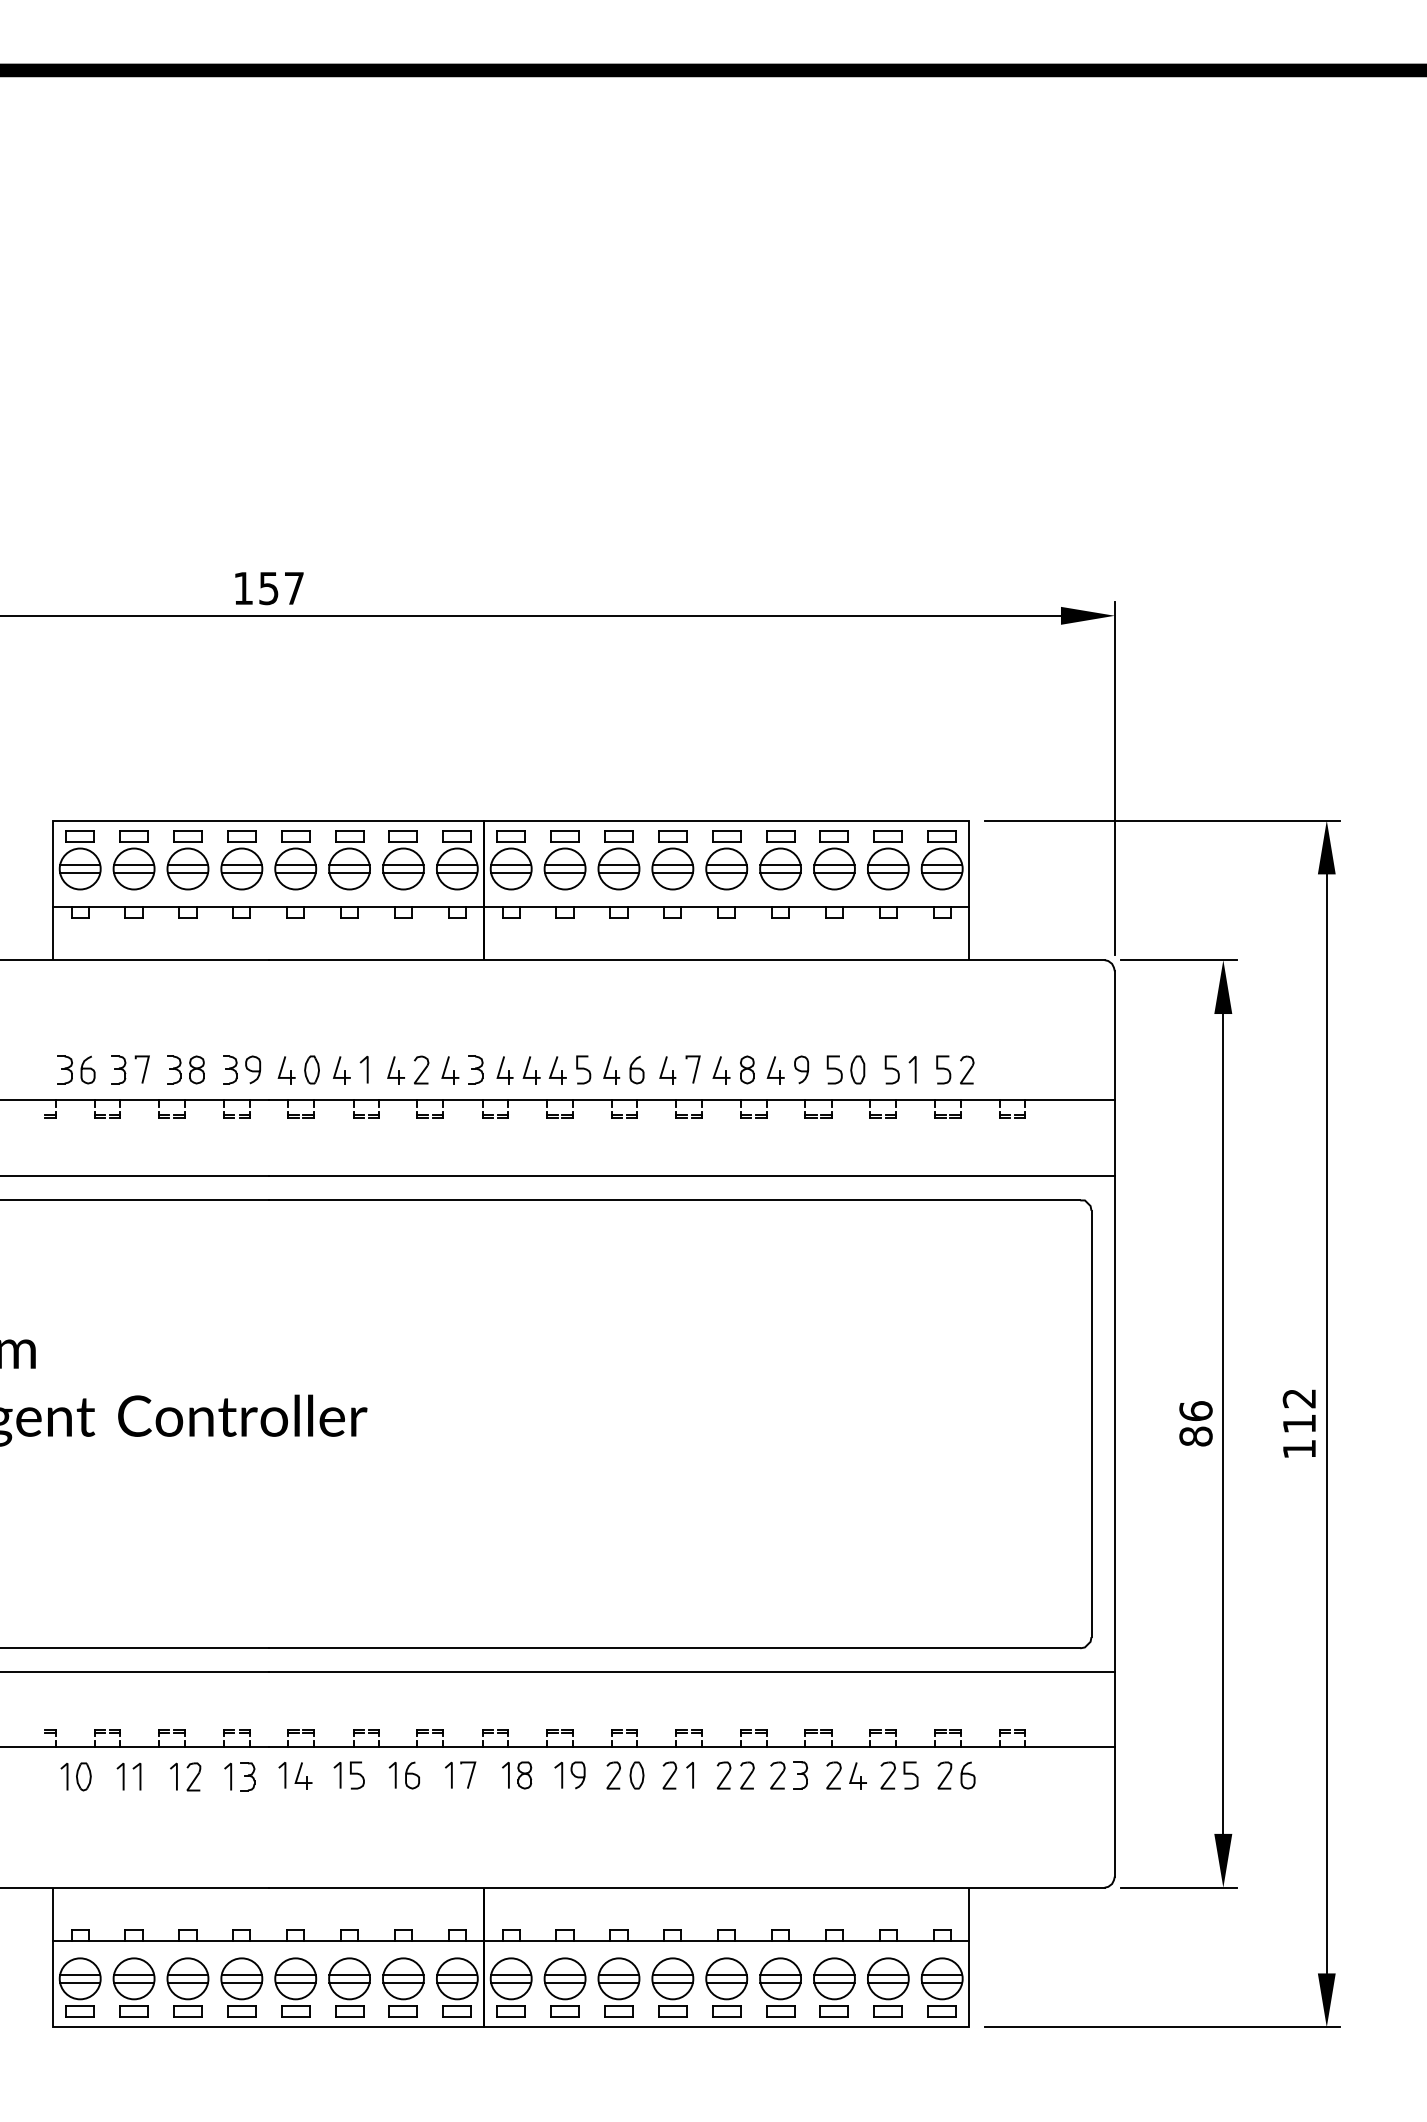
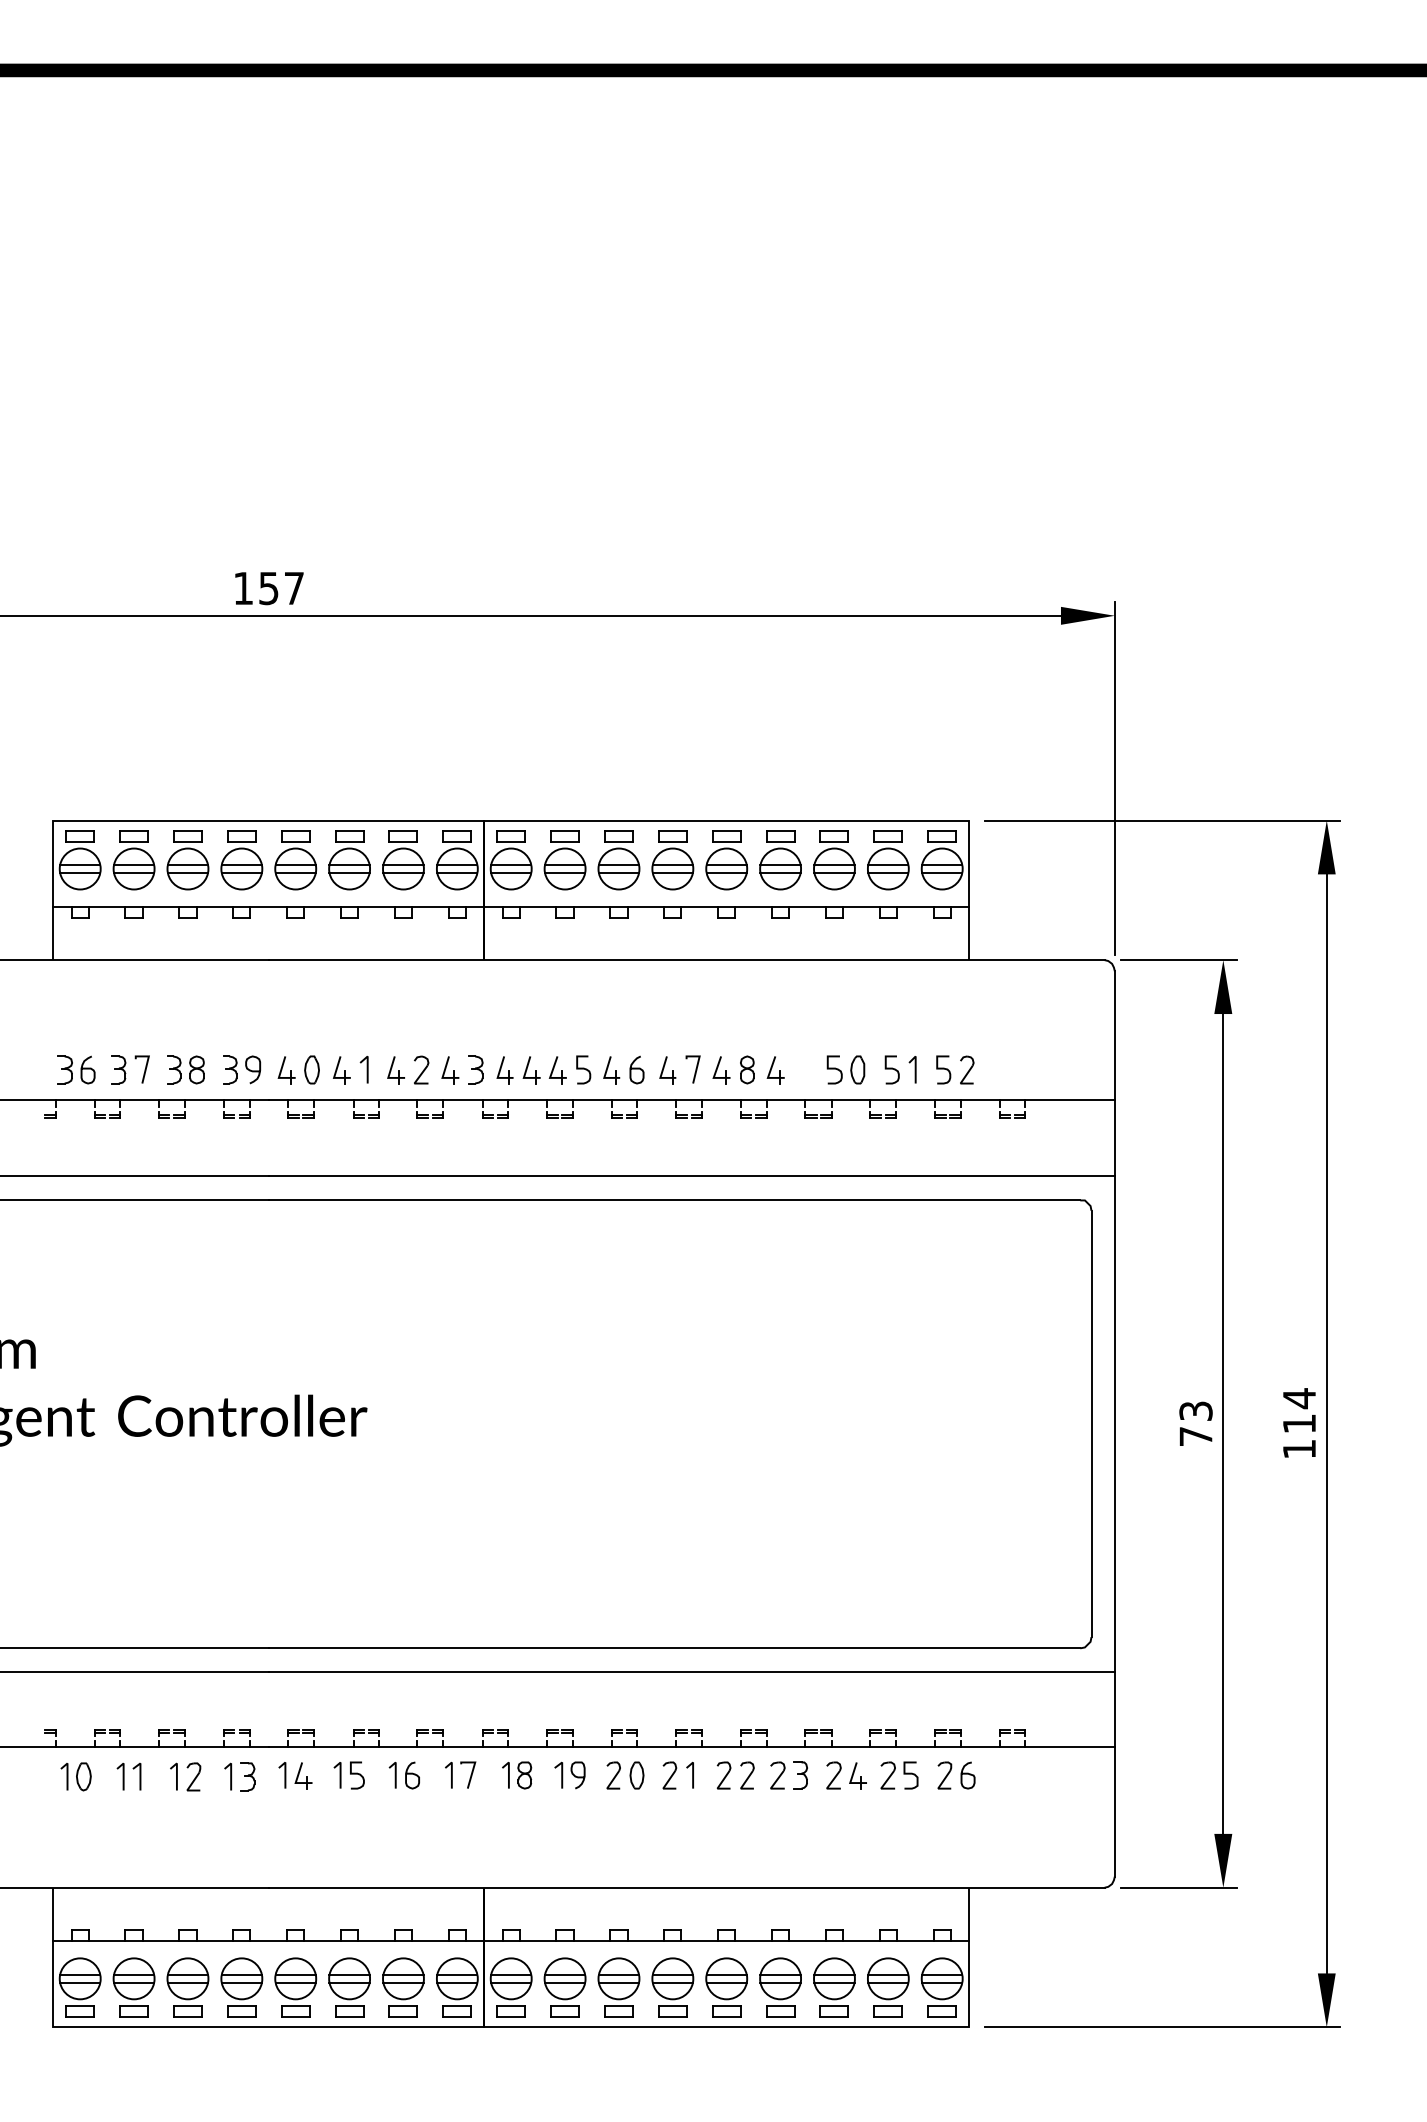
curve: present -> none (801, 1070)
text: 112 -> 114 (1298, 1398)
text: 86 -> 73 (1195, 1423)
